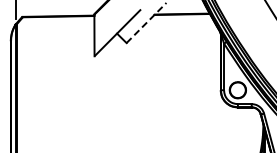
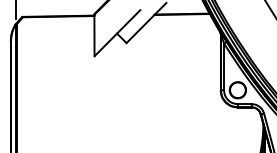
line: dashed -> solid (146, 22)
